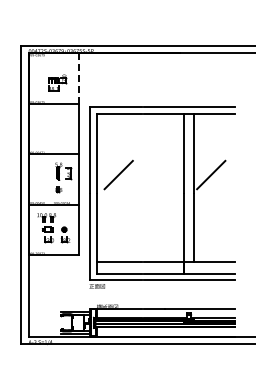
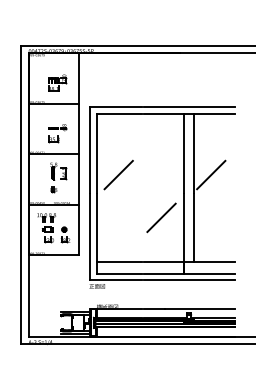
line: dashed -> solid (78, 78)
part: none -> present (57, 133)
part position: (63, 177) -> (58, 177) (58, 177)
line: none -> present (161, 217)
